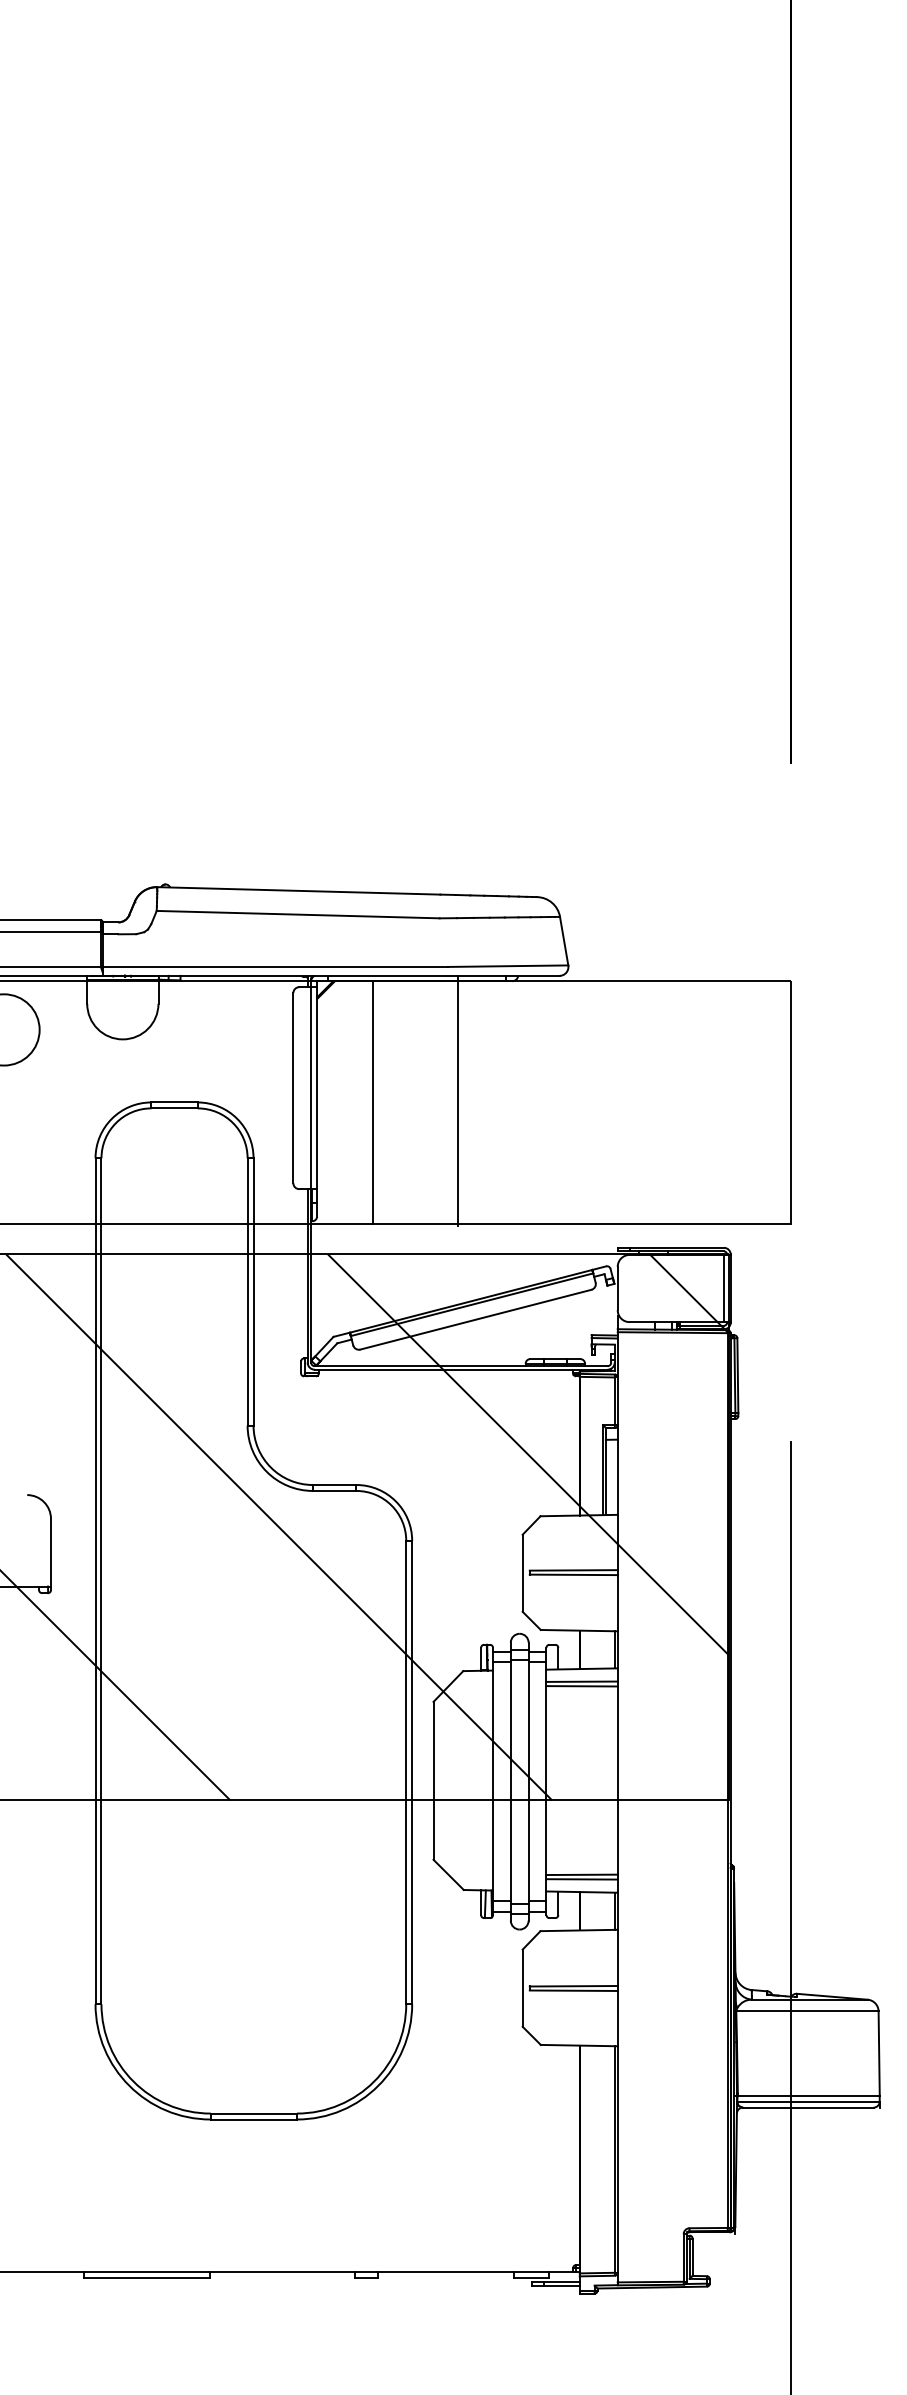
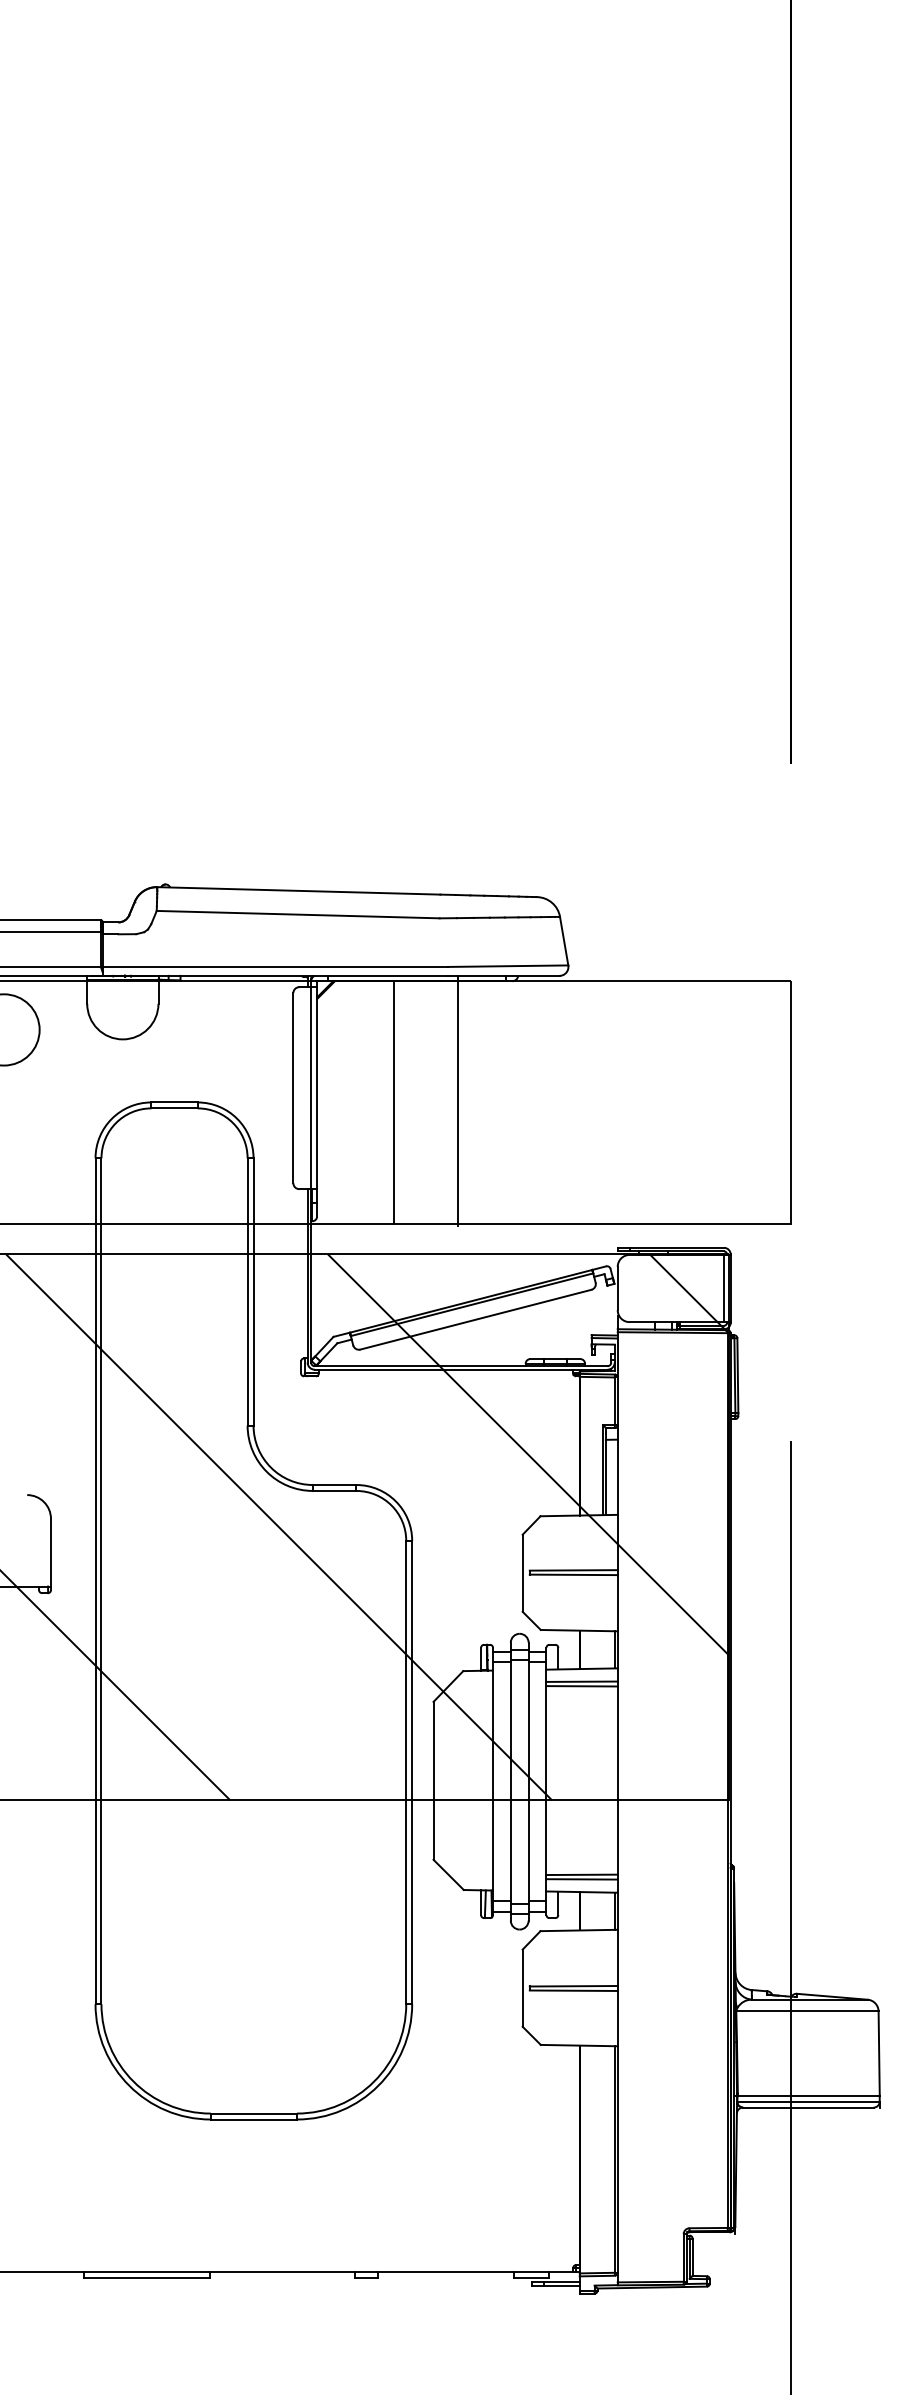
line position: (372, 1102) -> (393, 1102) (393, 1102)
